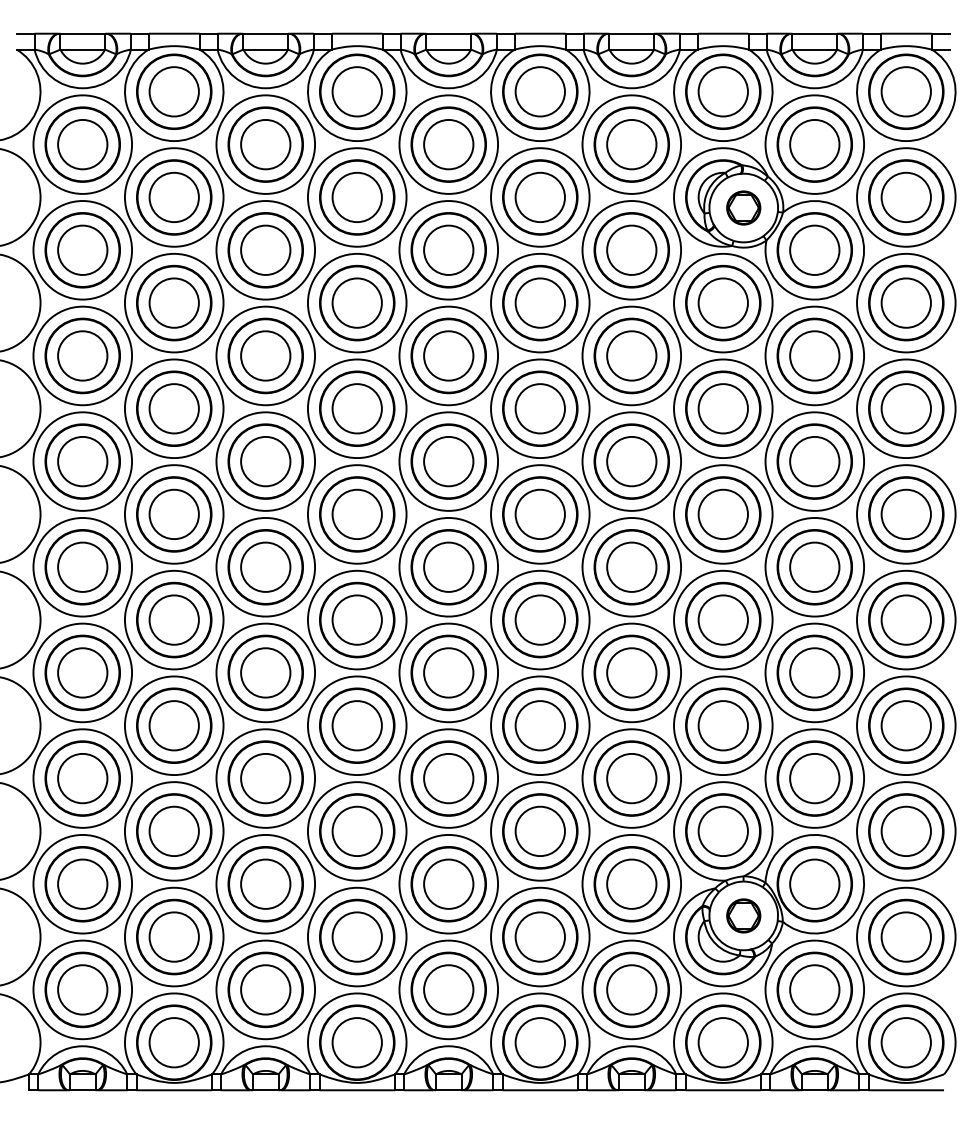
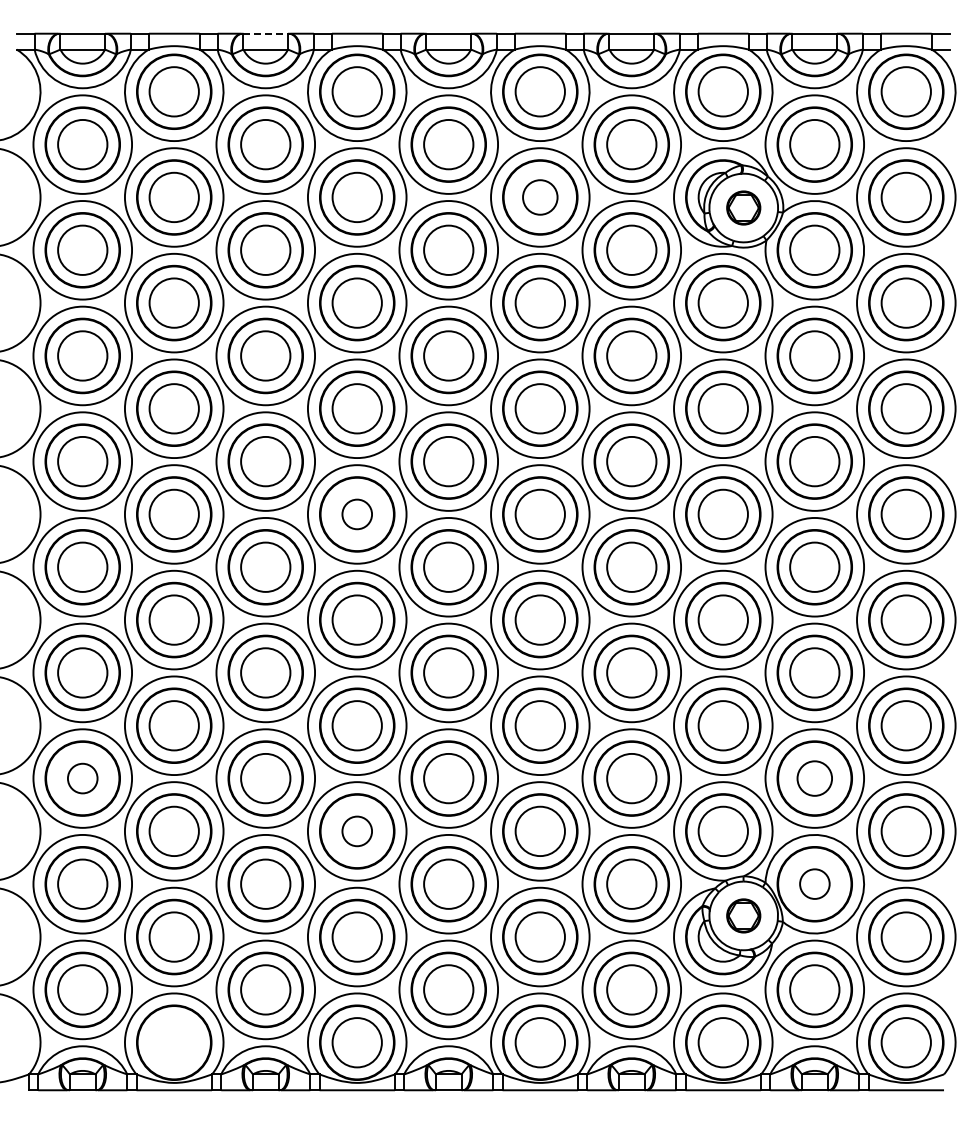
line: solid -> dashed (266, 33)
circle diameter: 49 px -> 35 px (540, 197)
circle diameter: 49 px -> 30 px (357, 514)
circle diameter: 49 px -> 30 px (82, 778)
circle diameter: 49 px -> 35 px (814, 778)
circle diameter: 49 px -> 30 px (357, 831)
circle size: 52x52 px -> 32x32 px (814, 883)
circle: present -> none (173, 1042)
